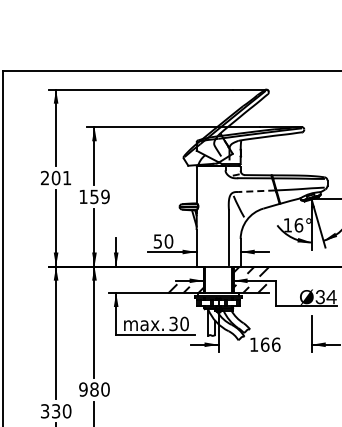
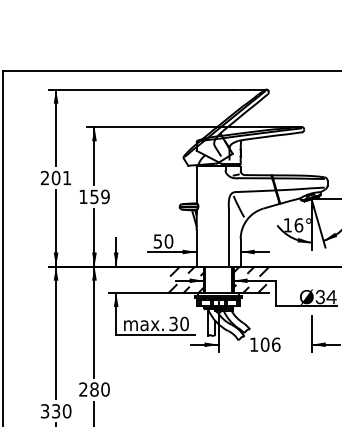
line: dashed -> solid (256, 191)
hatch: none -> present (186, 271)
text: 166 -> 106 (265, 344)
text: 980 -> 280 (83, 389)
